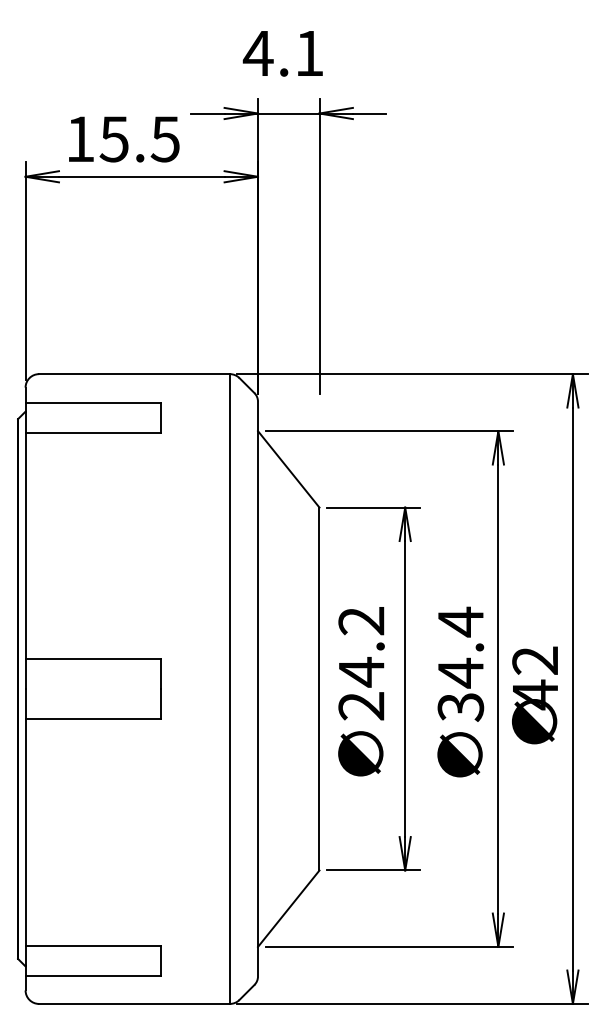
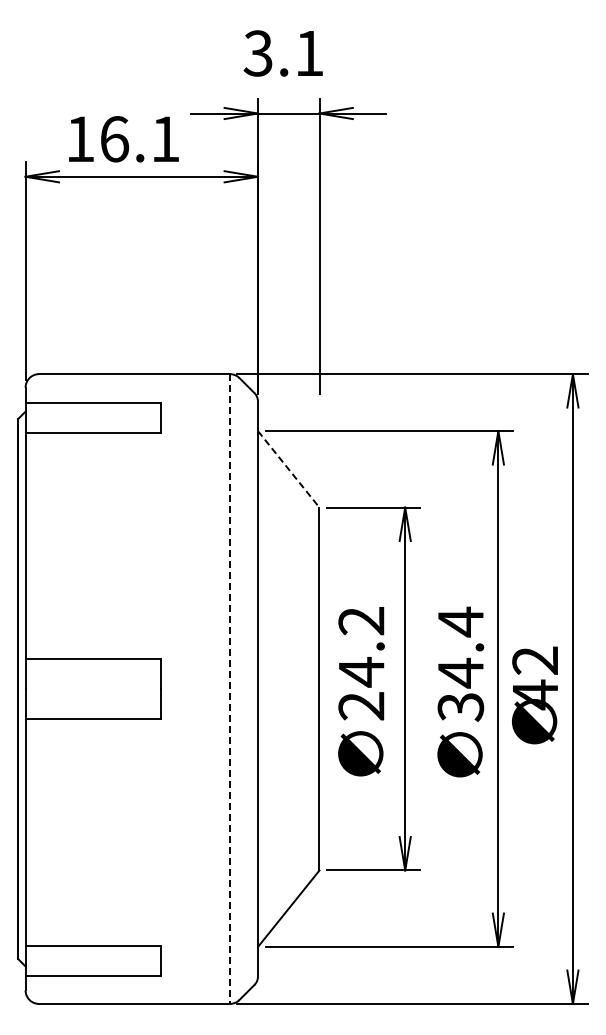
text: 4.1 -> 3.1 (257, 53)
text: 15.5 -> 16.1 (139, 139)
line: solid -> dashed (289, 469)
line: solid -> dashed (229, 689)
